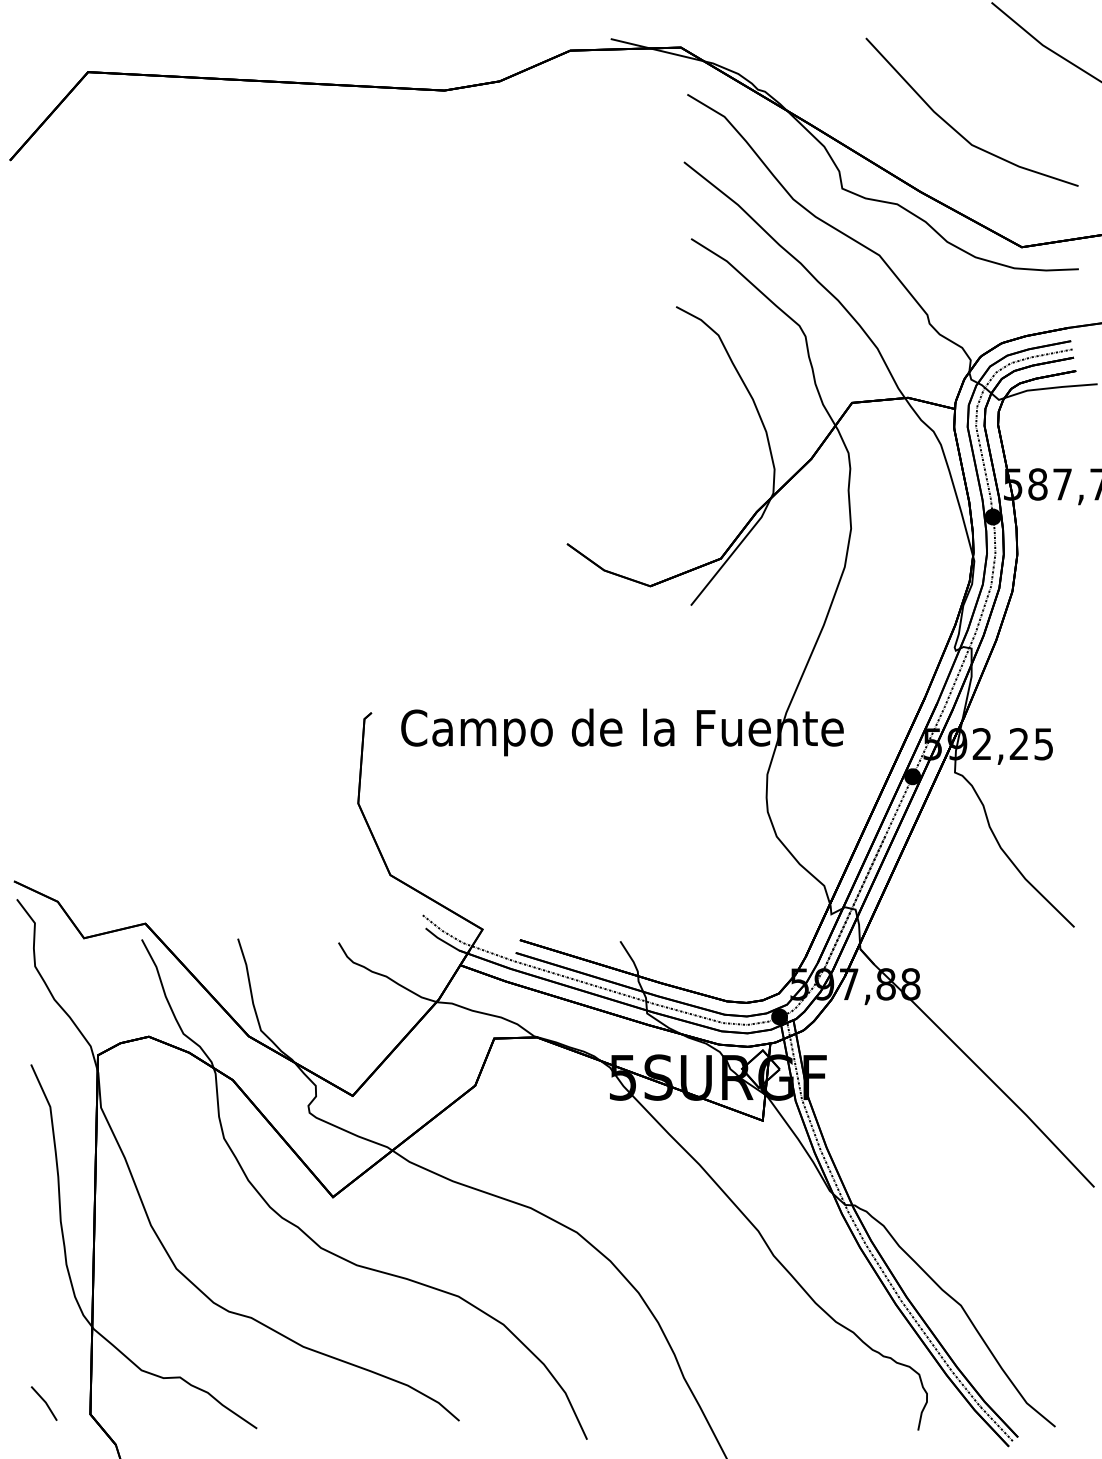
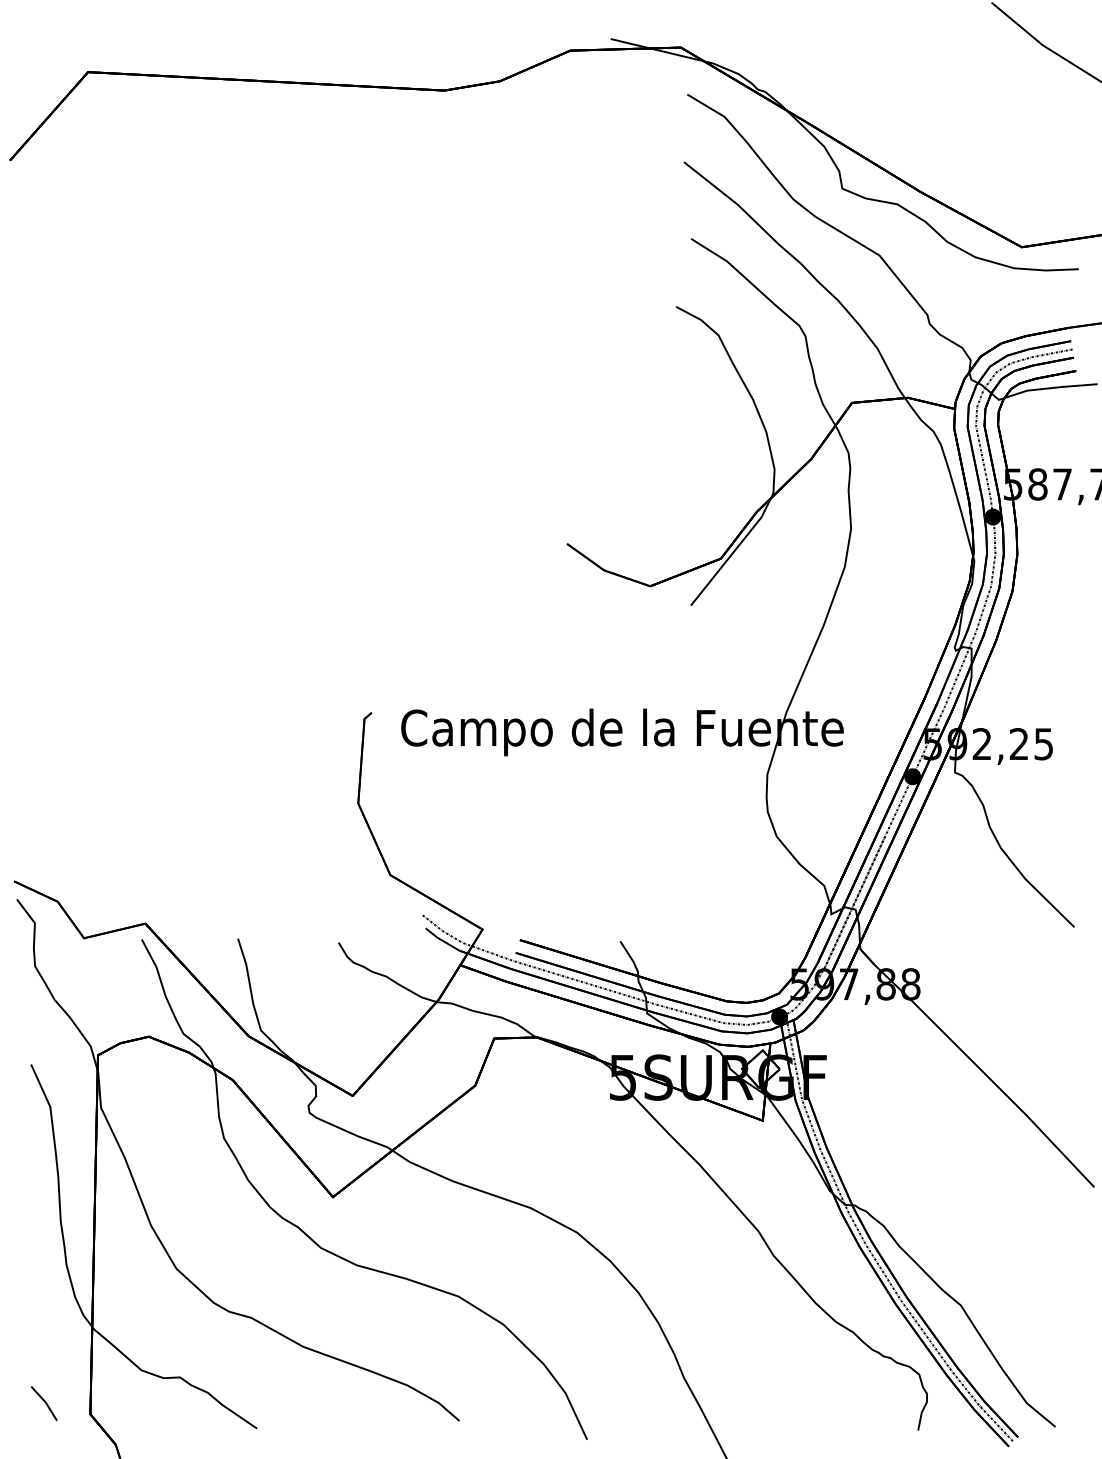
line: present -> none (958, 131)
